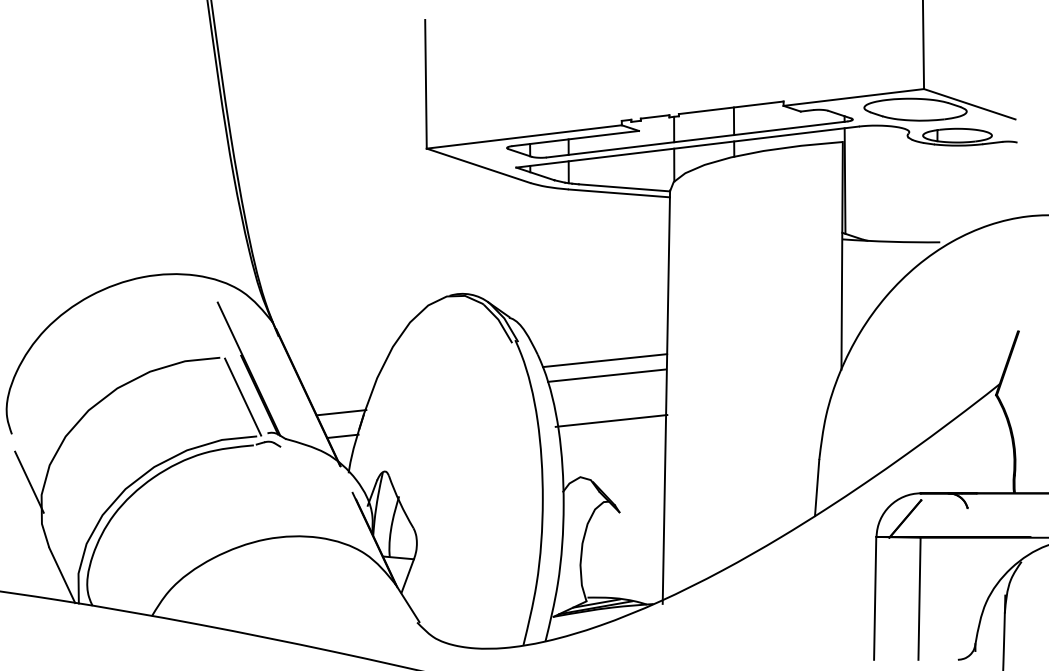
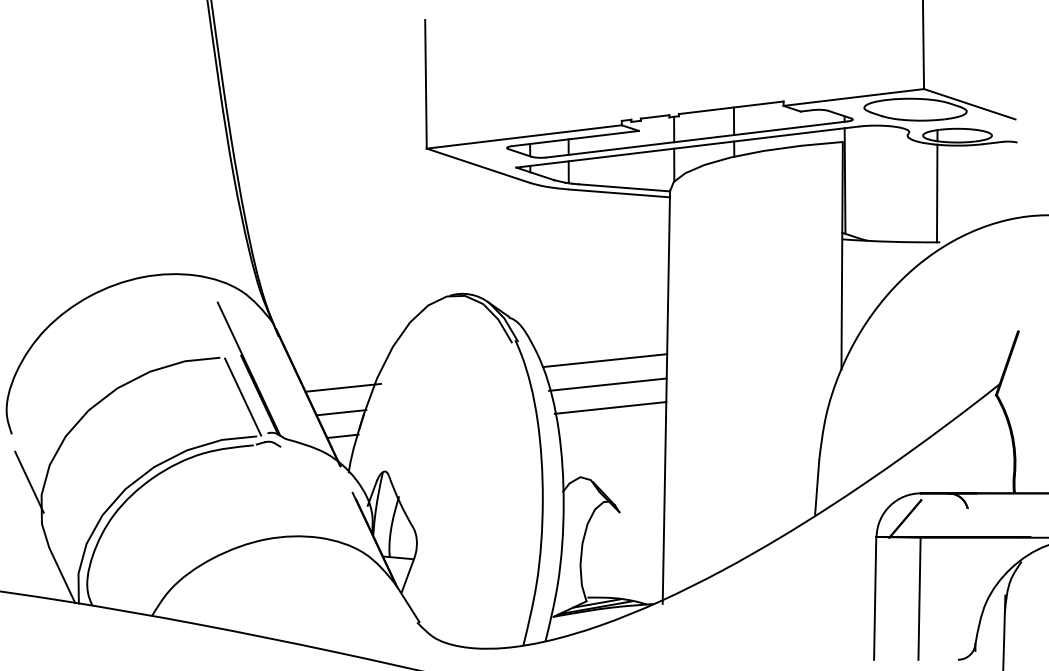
line: none -> present (936, 193)
line position: (606, 375) -> (607, 384) (607, 384)
line: none -> present (342, 387)
line position: (611, 420) -> (610, 407) (610, 407)
